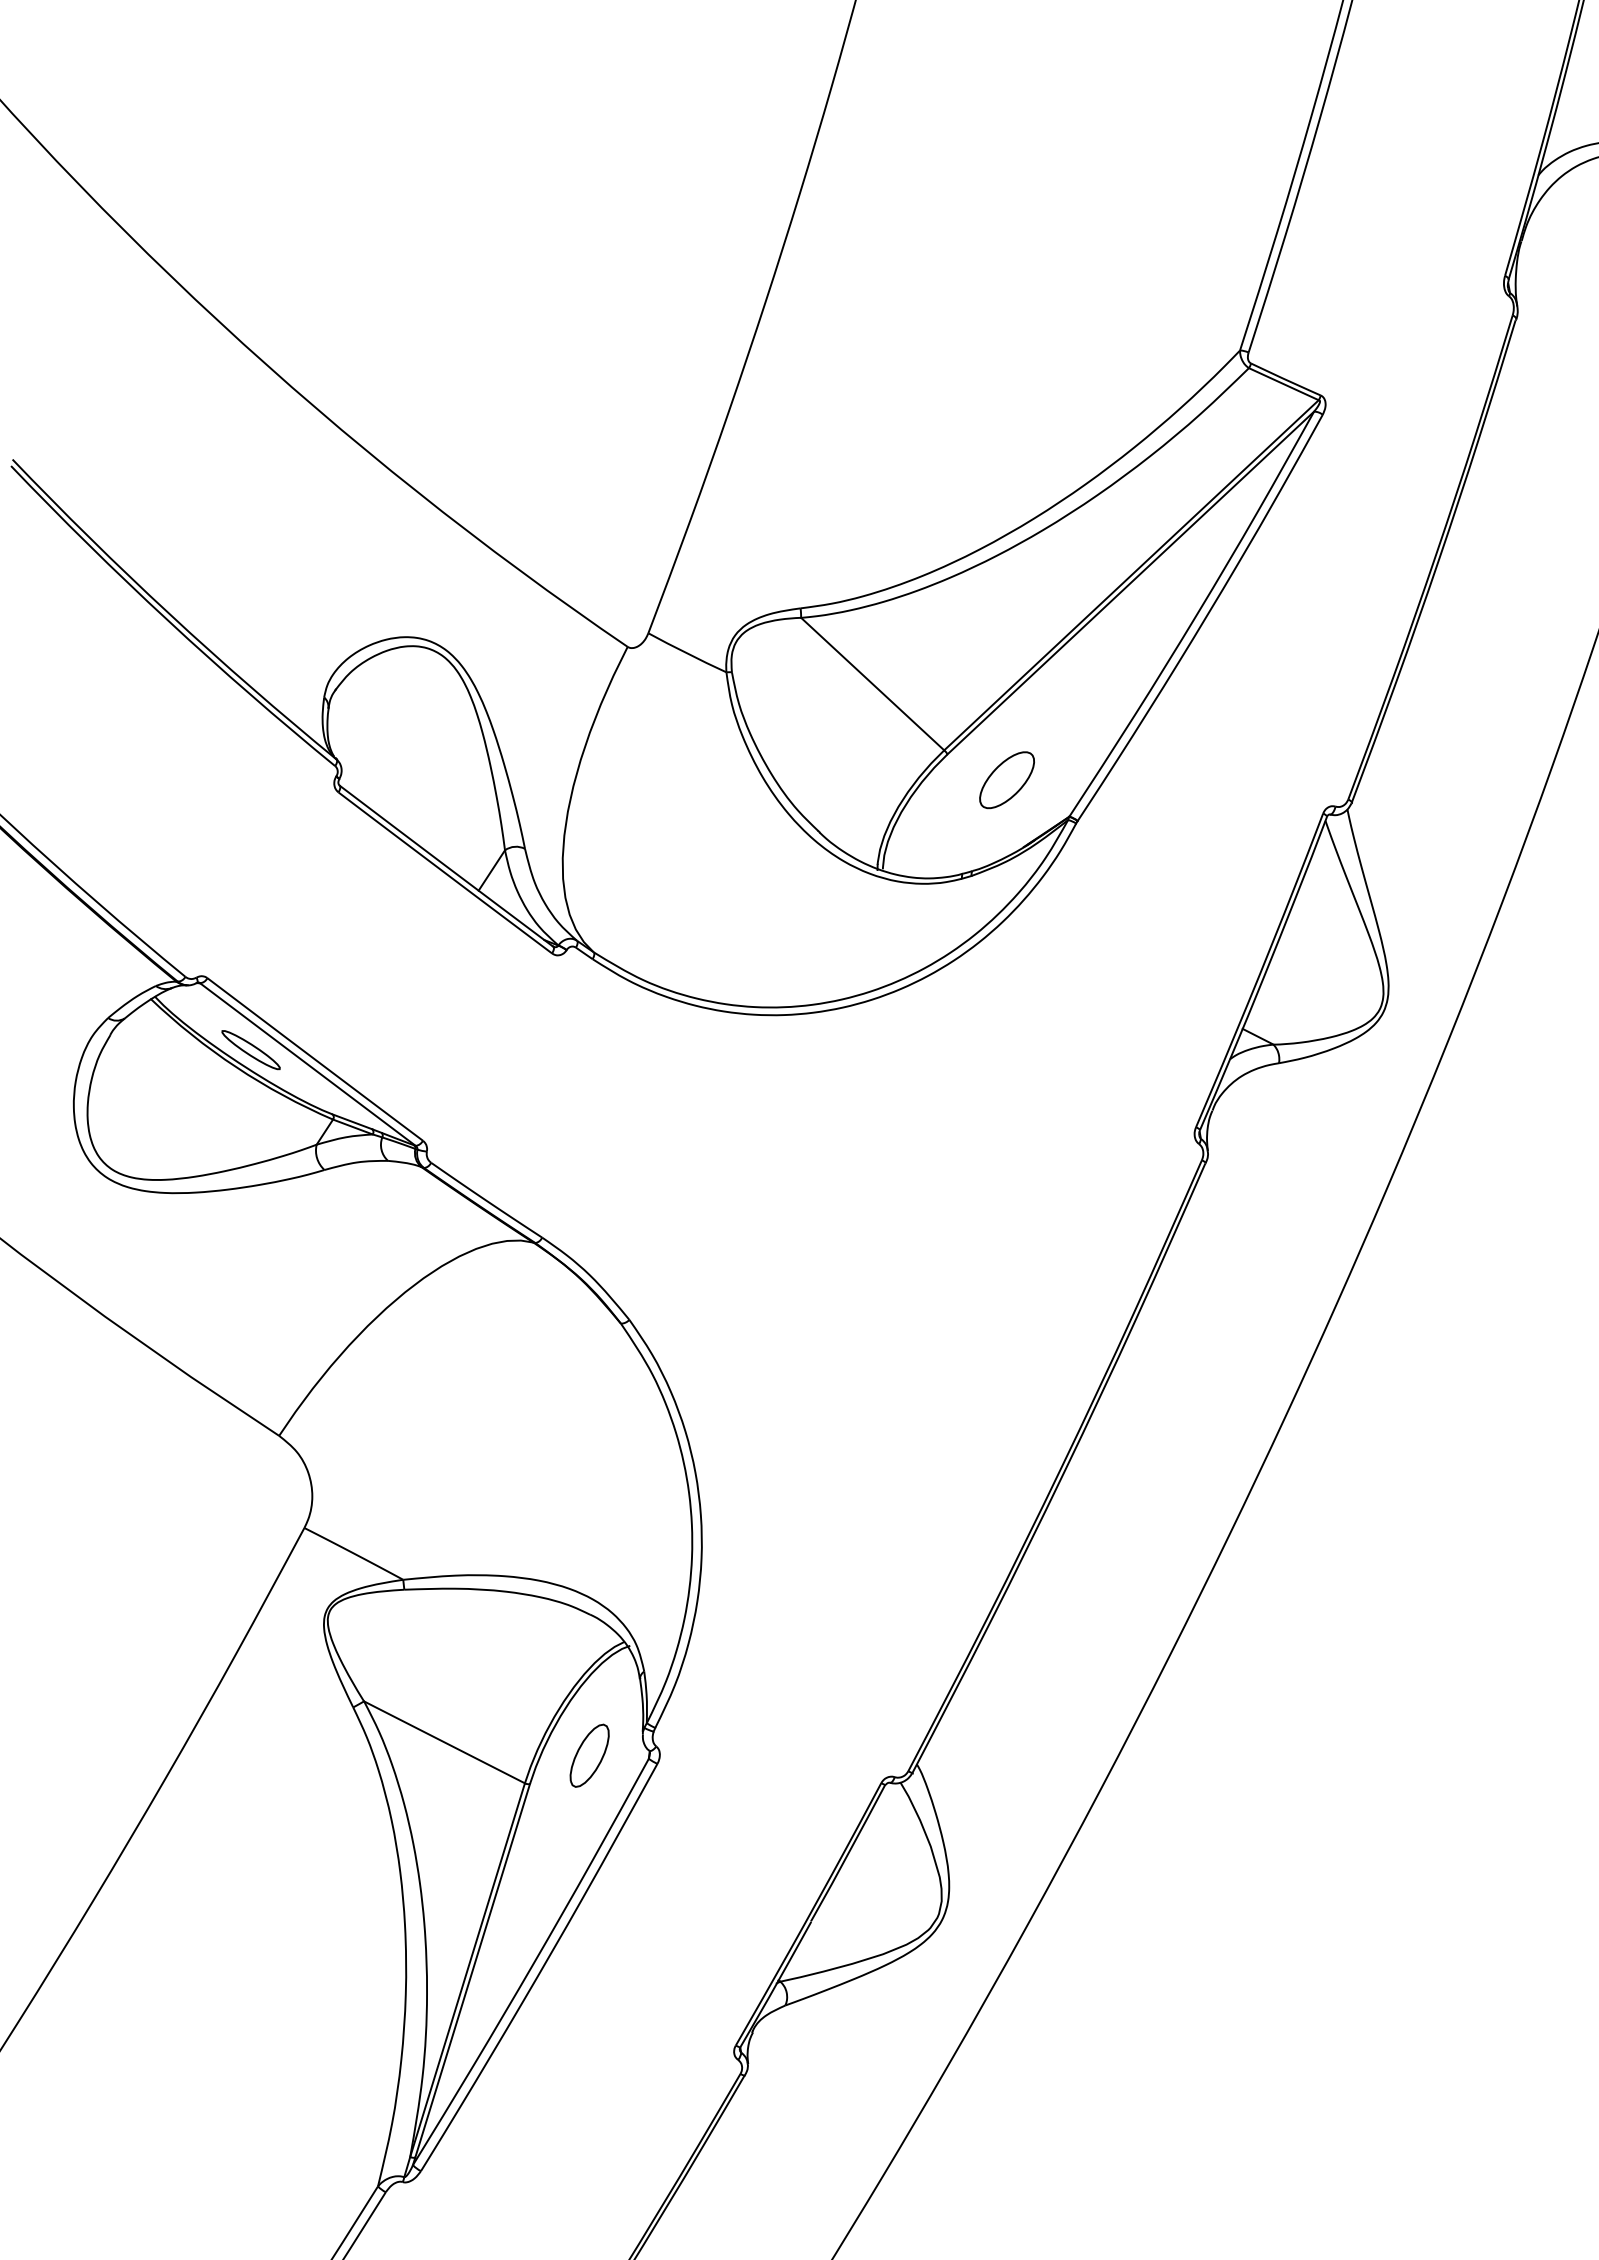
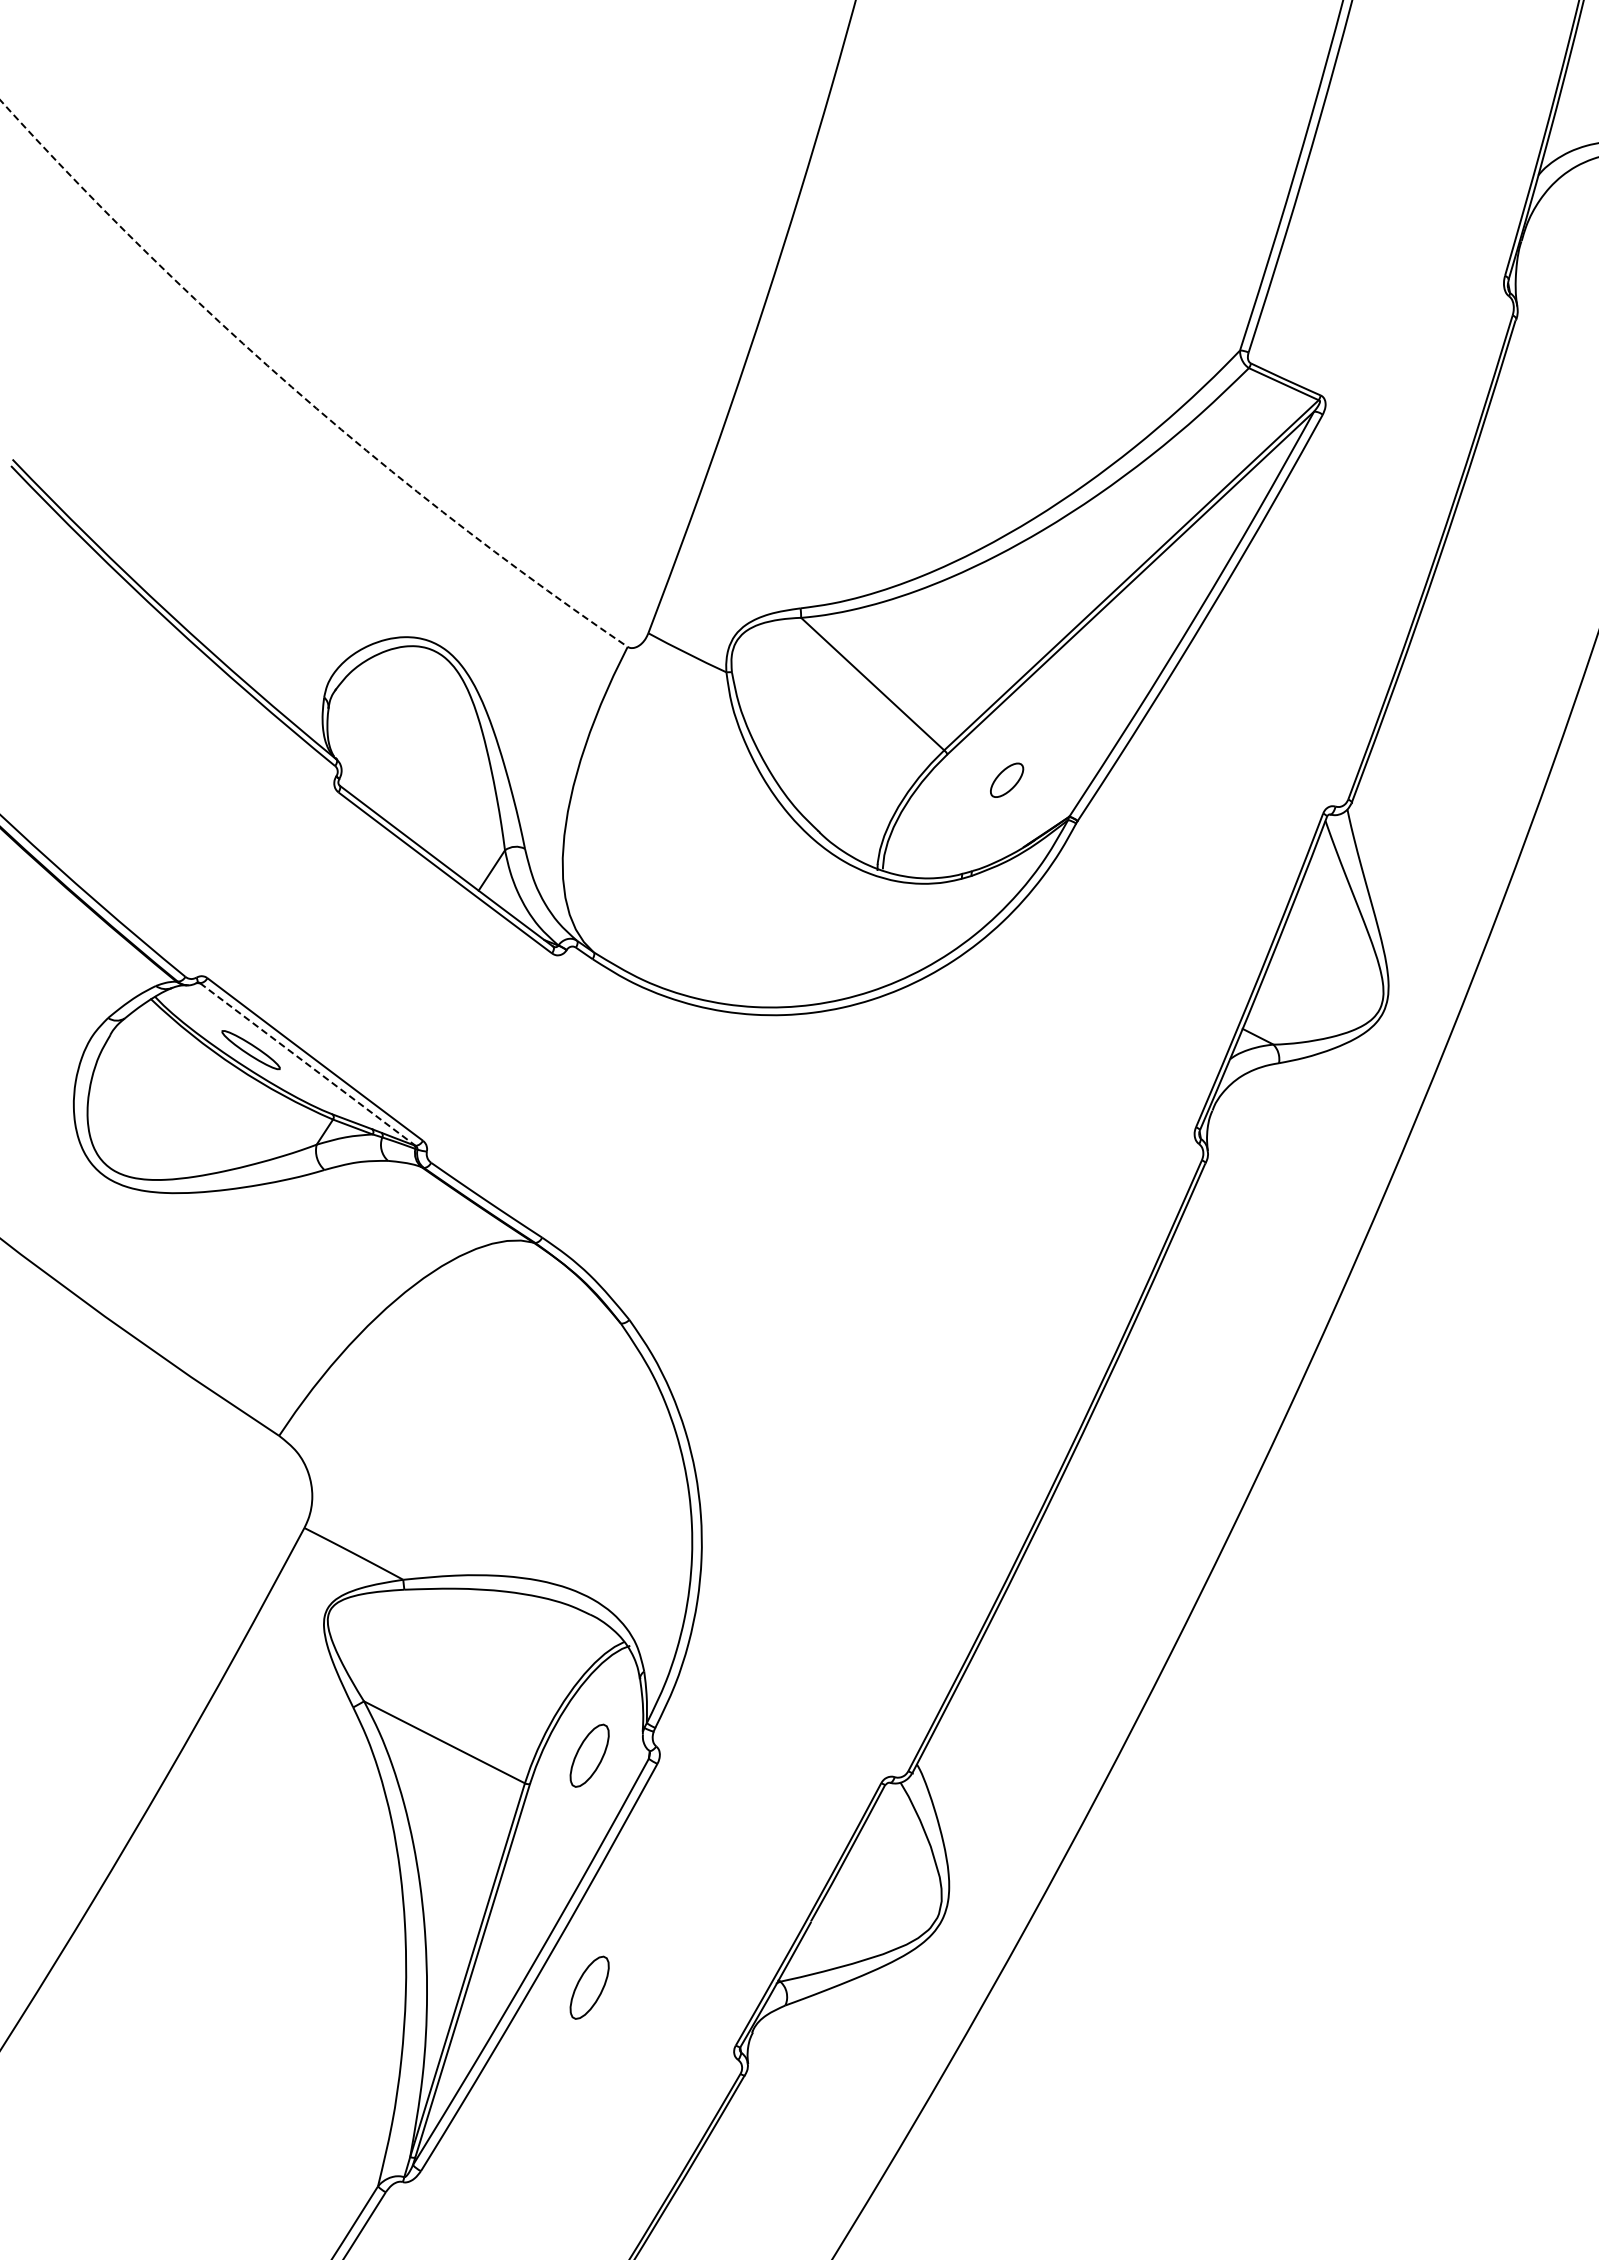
arc: solid -> dashed (297, 391)
part size: 56x59 px -> 35x36 px (1007, 779)
line: solid -> dashed (308, 1064)
part: none -> present (589, 1987)
